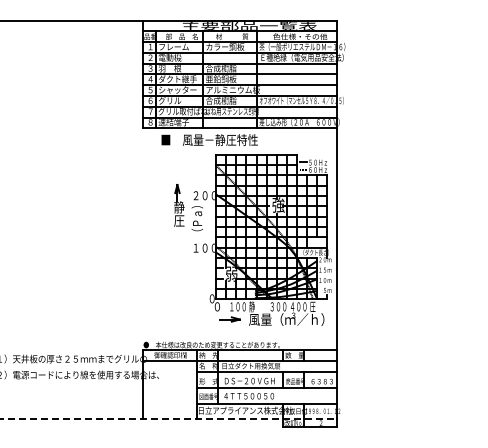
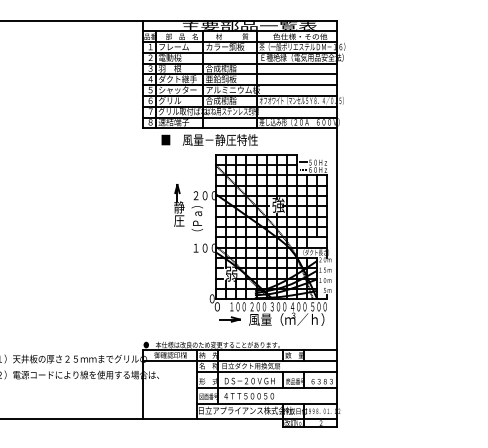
text: 静 -> ２００ (257, 306)
text: 圧 -> ５００ (318, 306)
line: dashed -> solid (168, 418)
